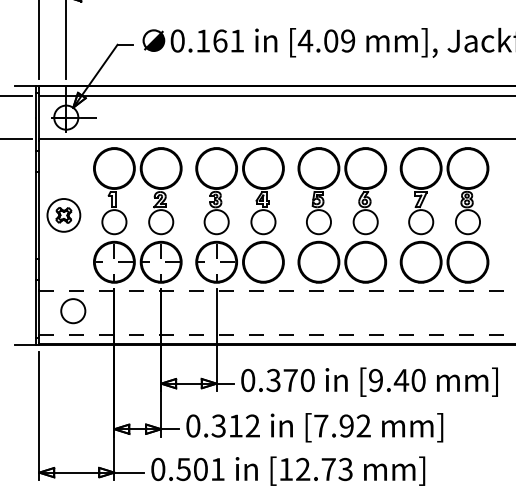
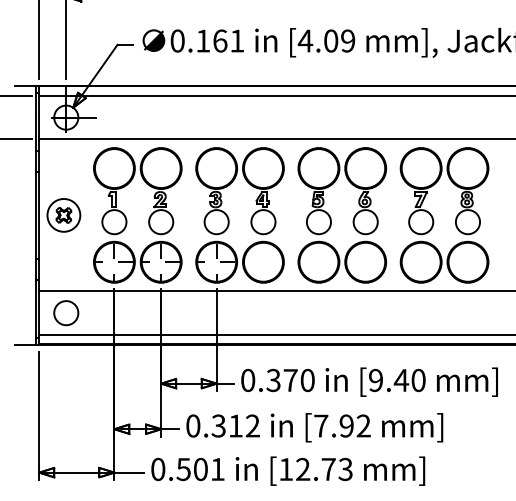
line: dashed -> solid (277, 291)
circle position: (73, 311) -> (66, 313) (66, 313)
line: dashed -> solid (277, 334)
